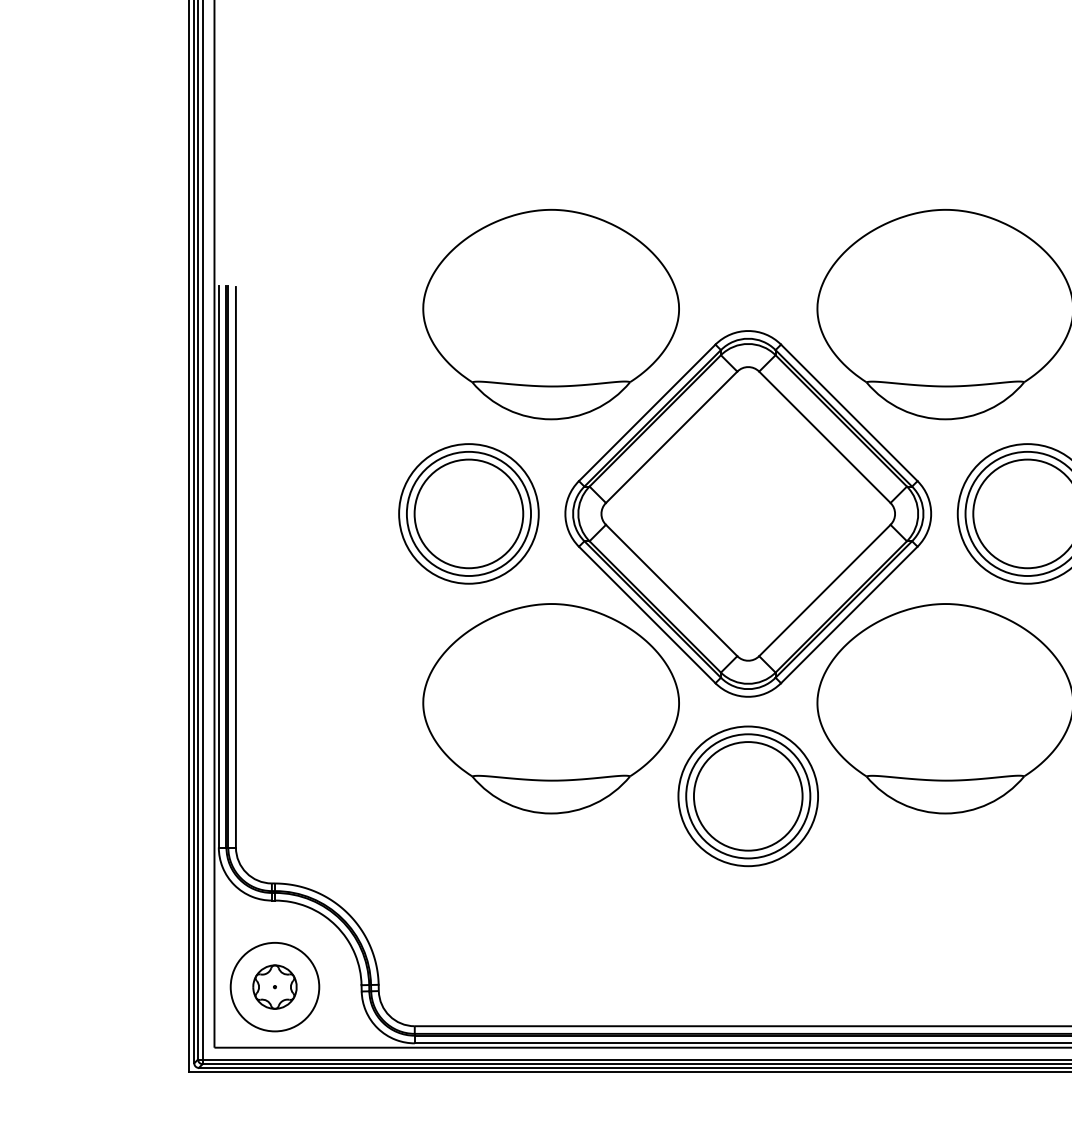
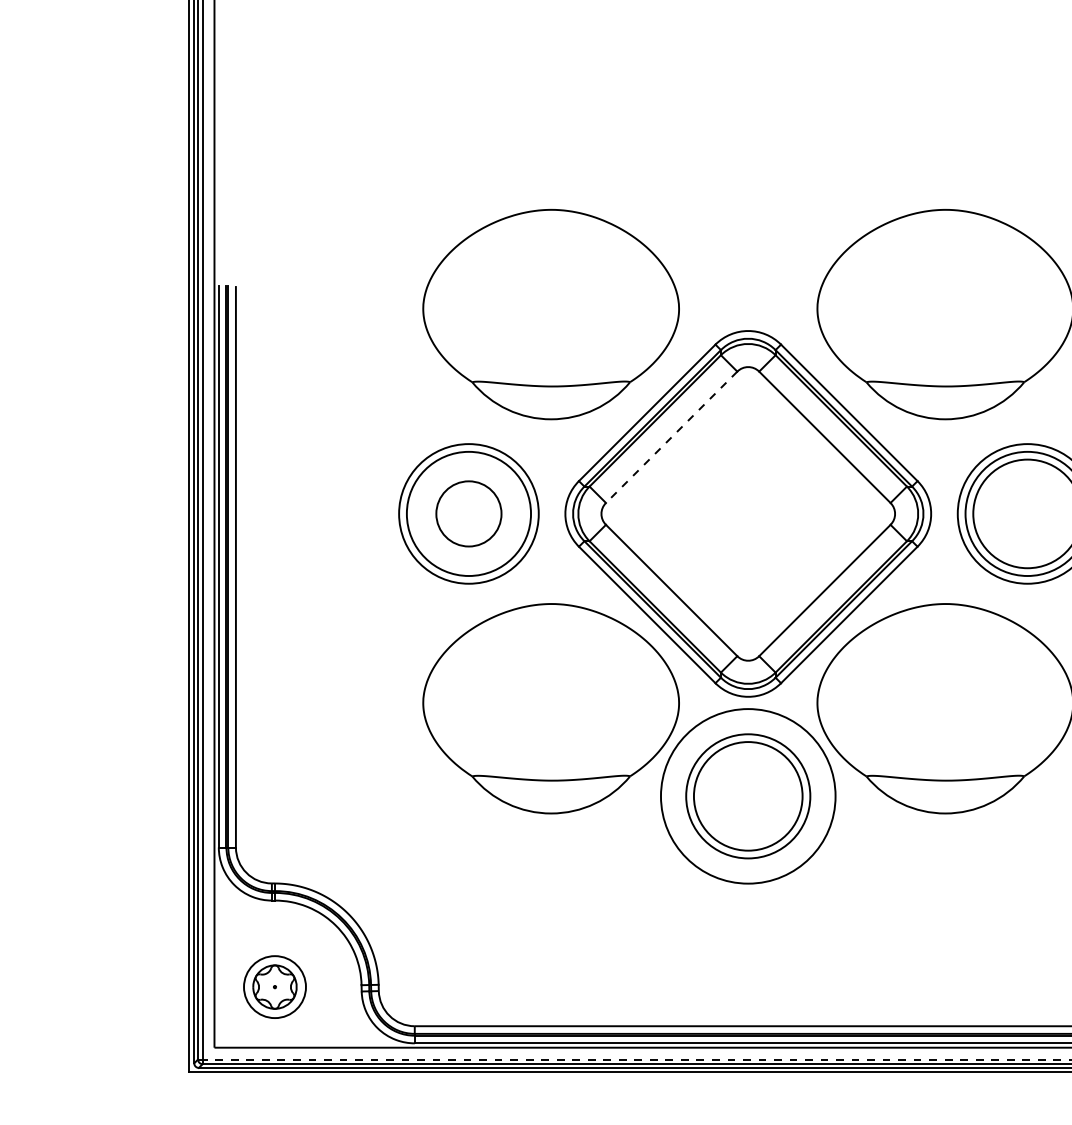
line: solid -> dashed (671, 437)
circle diameter: 109 px -> 65 px (468, 513)
circle diameter: 140 px -> 175 px (747, 796)
circle diameter: 89 px -> 62 px (274, 987)
line: solid -> dashed (636, 1059)
